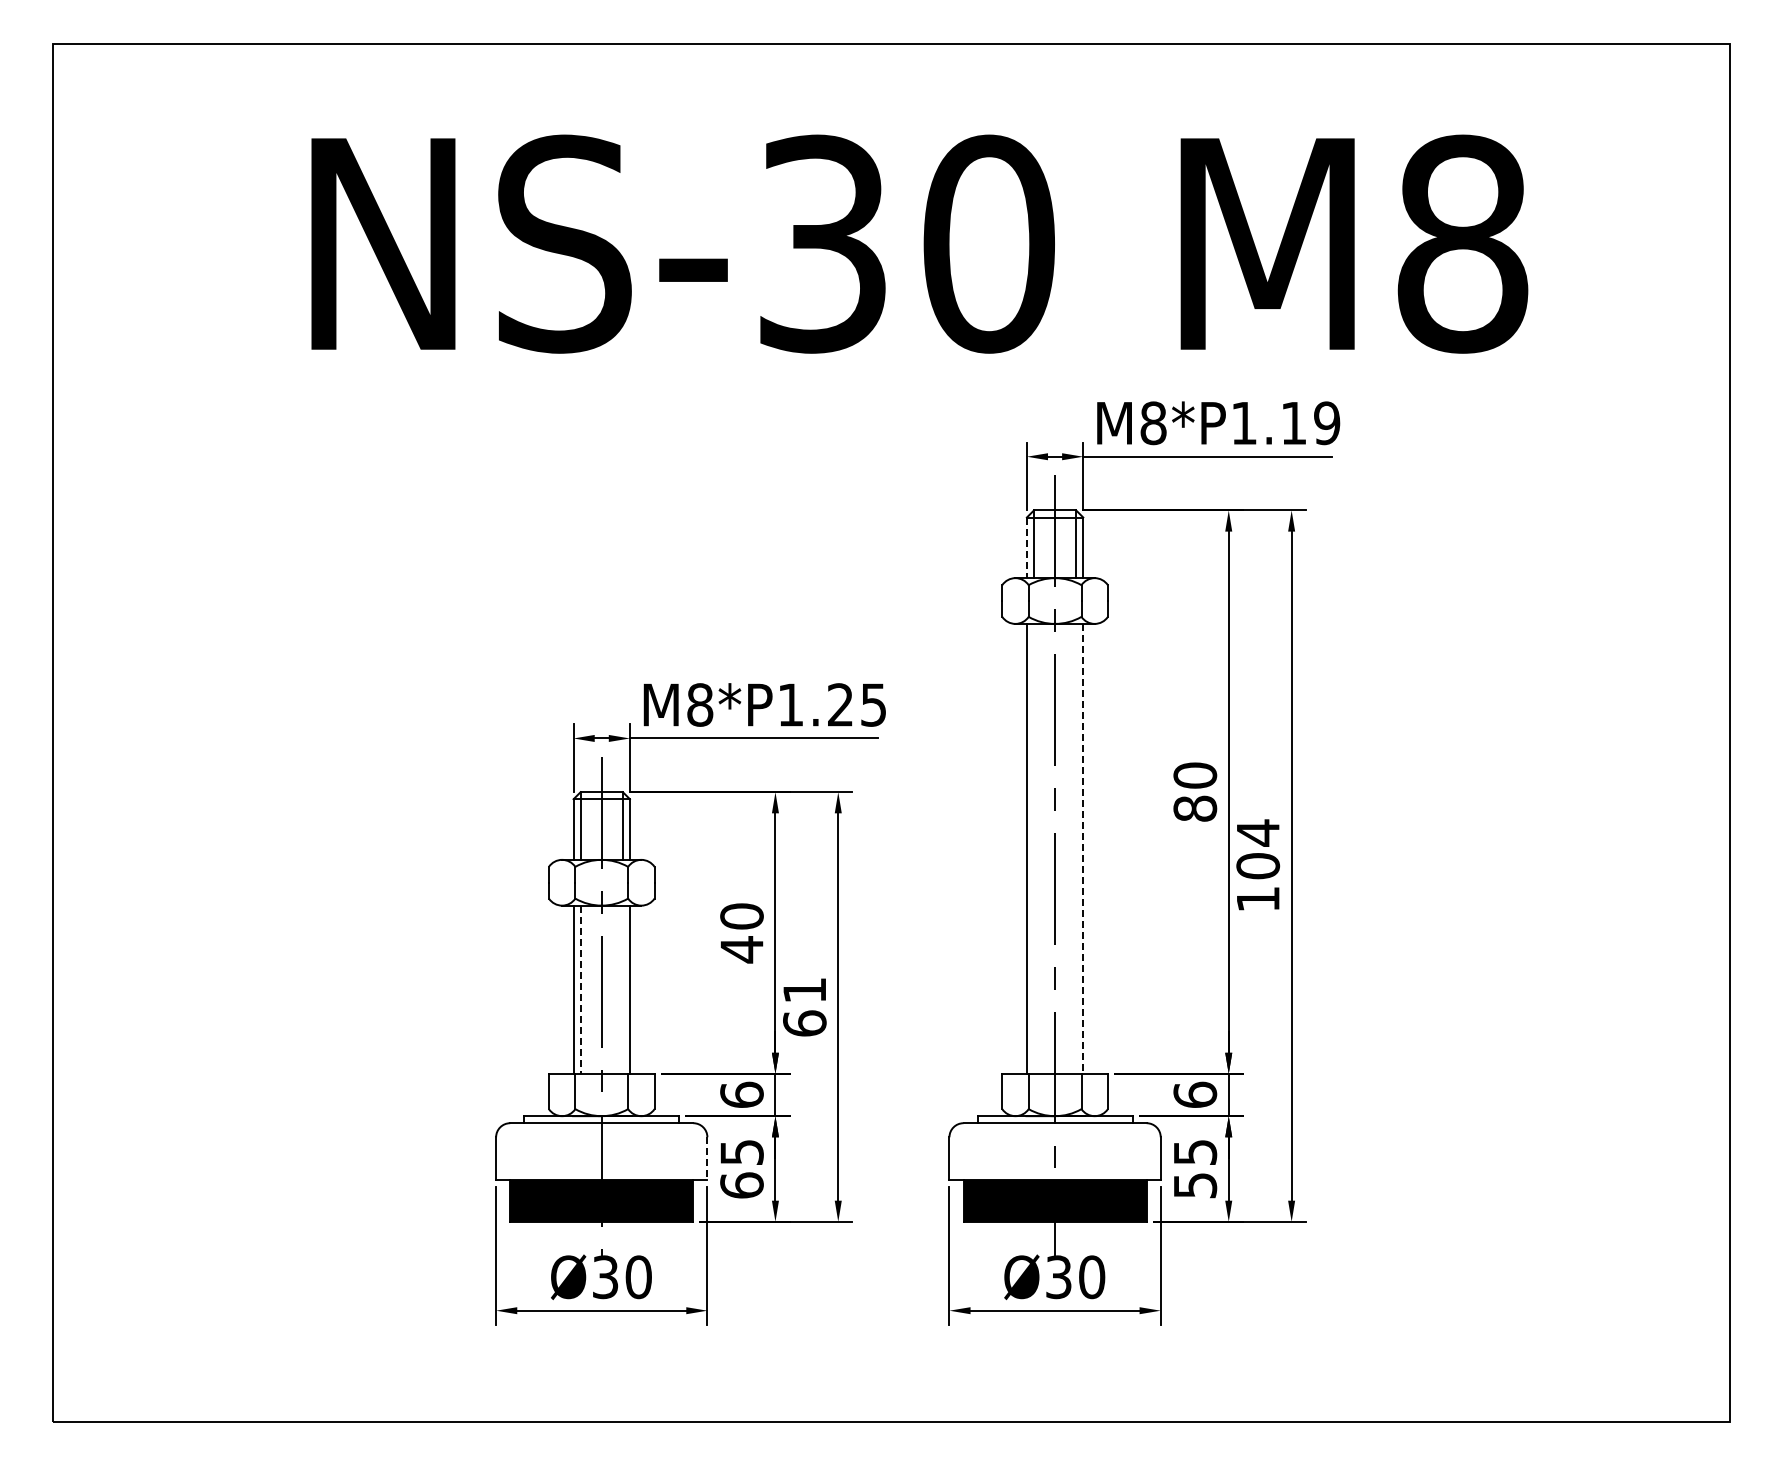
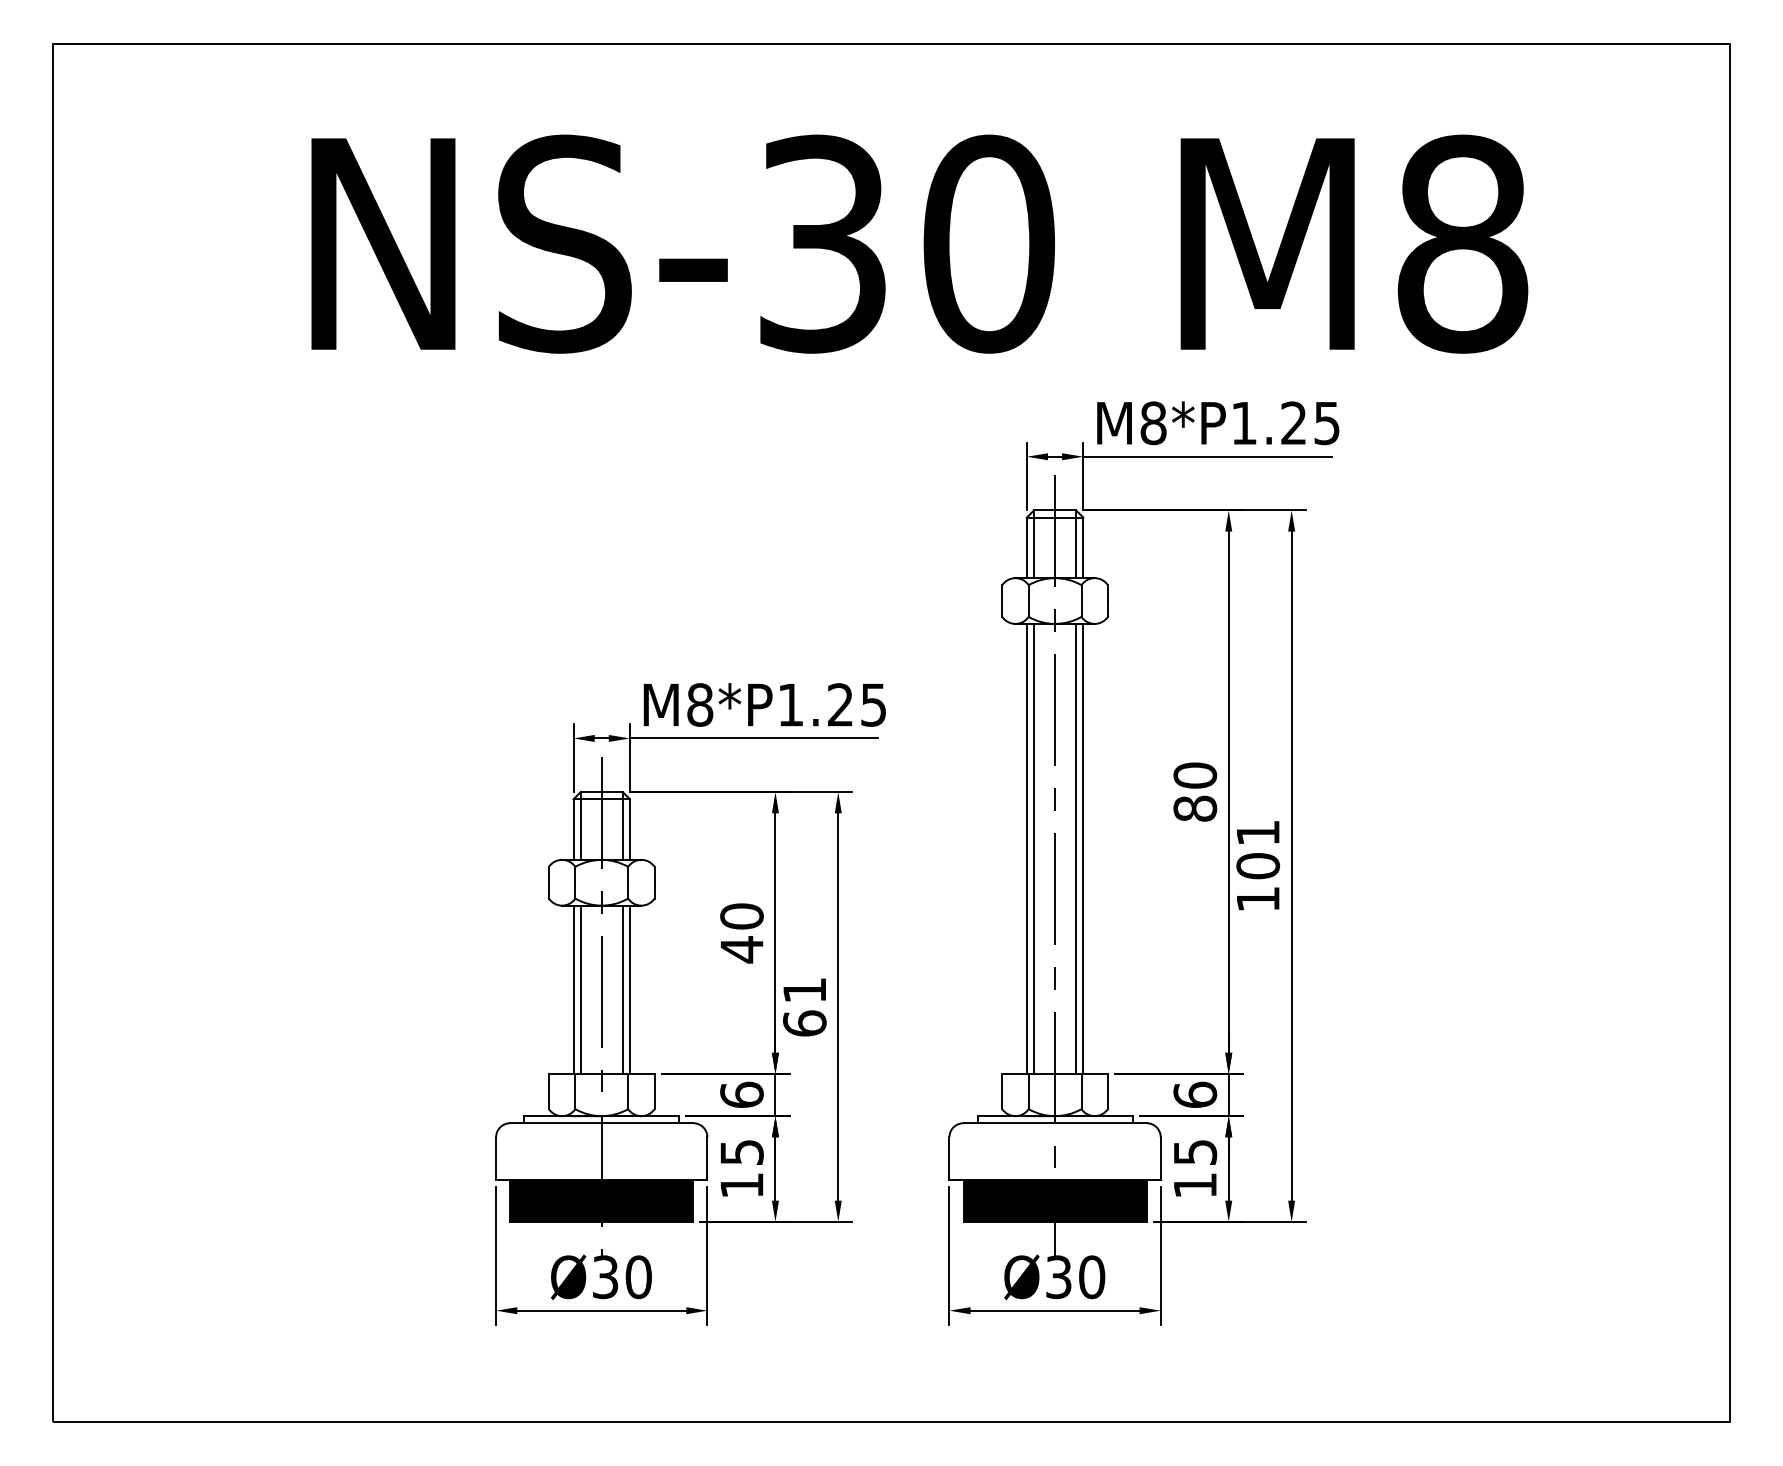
text: M8*P1.19 -> M8*P1.25 (1310, 422)
line: dashed -> solid (1026, 548)
text: 104 -> 101 (1258, 832)
line: none -> present (1033, 848)
line: none -> present (1076, 848)
line: dashed -> solid (1083, 848)
line: none -> present (622, 989)
line: dashed -> solid (580, 990)
line: dashed -> solid (707, 1158)
text: 65 -> 15 (741, 1185)
text: 55 -> 15 (1195, 1185)
